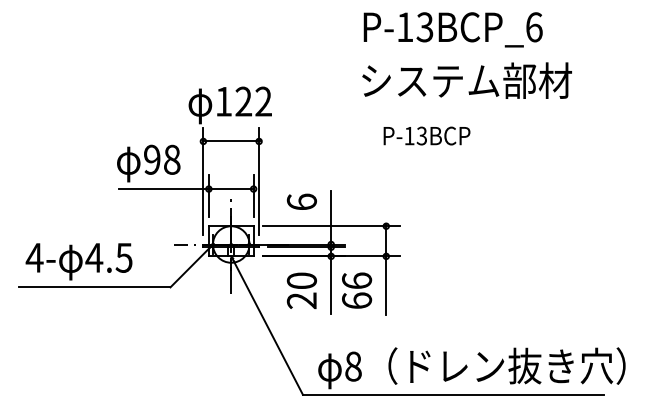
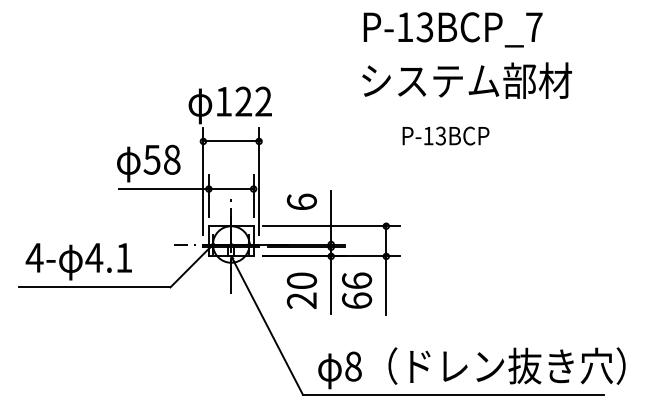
text: P-13BCP_6 -> P-13BCP_7 (534, 27)
text position: (426, 135) -> (445, 135) (445, 135)
text: 98 -> 58 (151, 159)
text: 4.5 -> 4.1 (123, 257)
